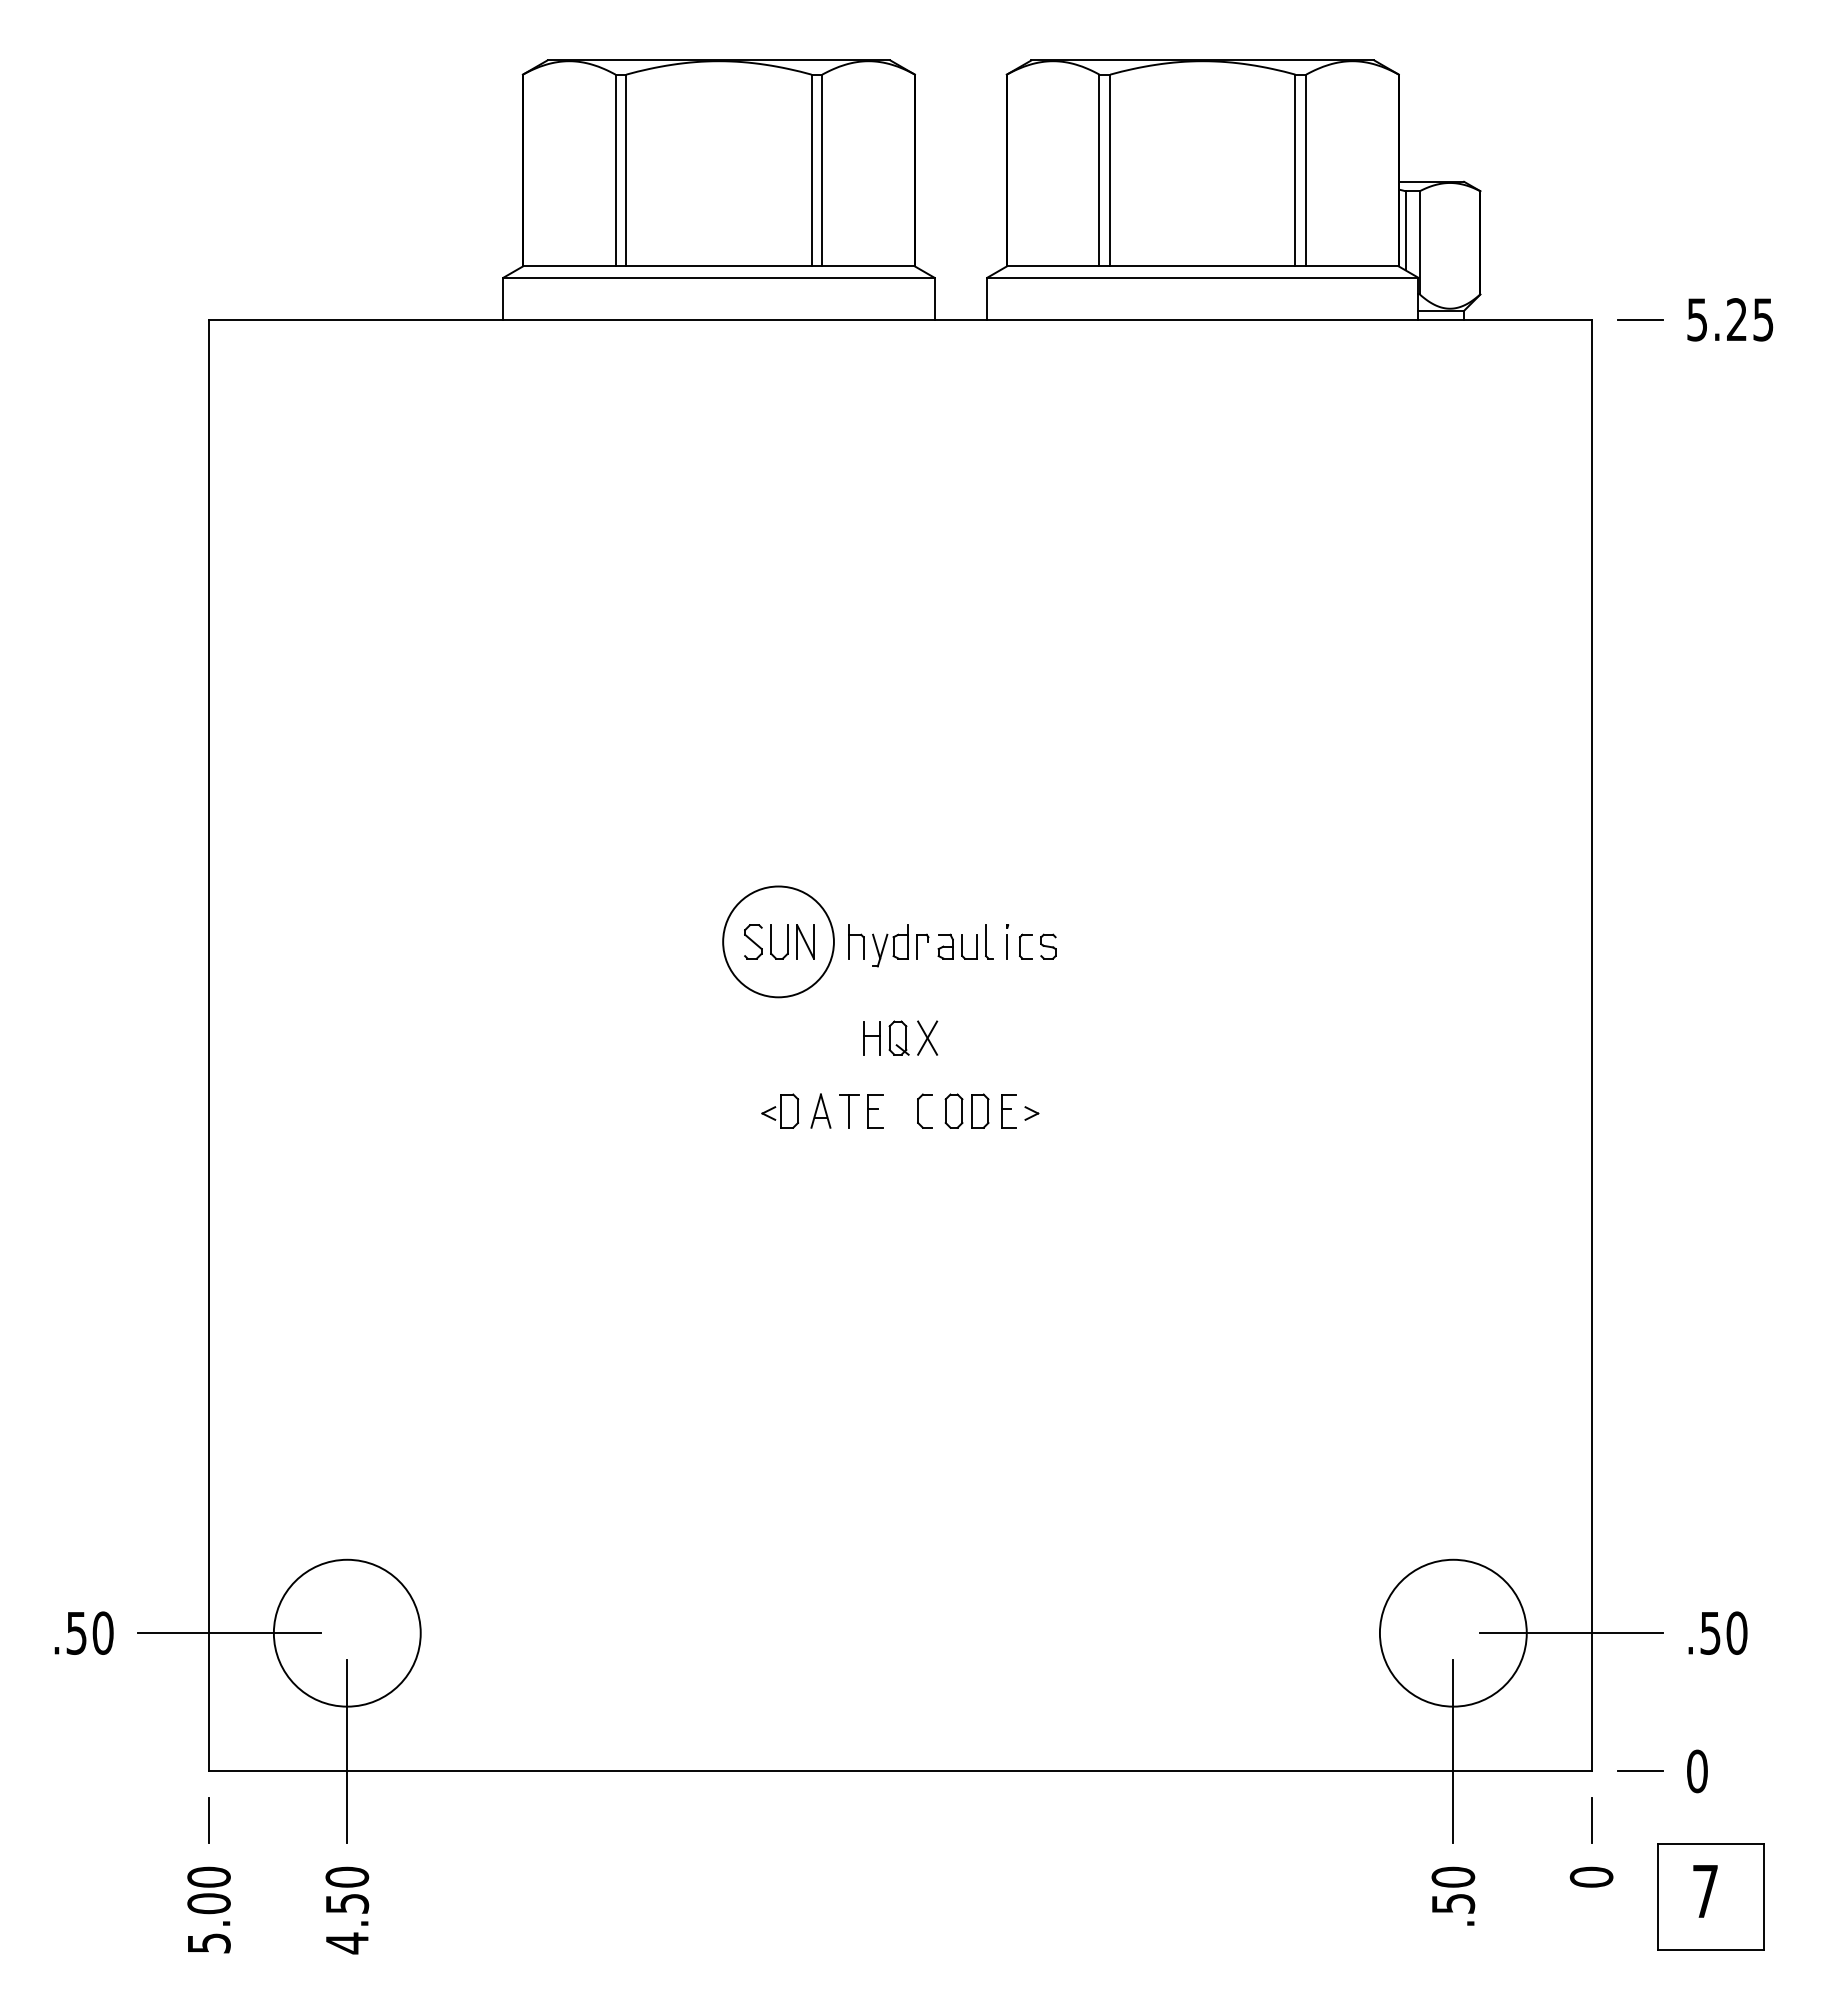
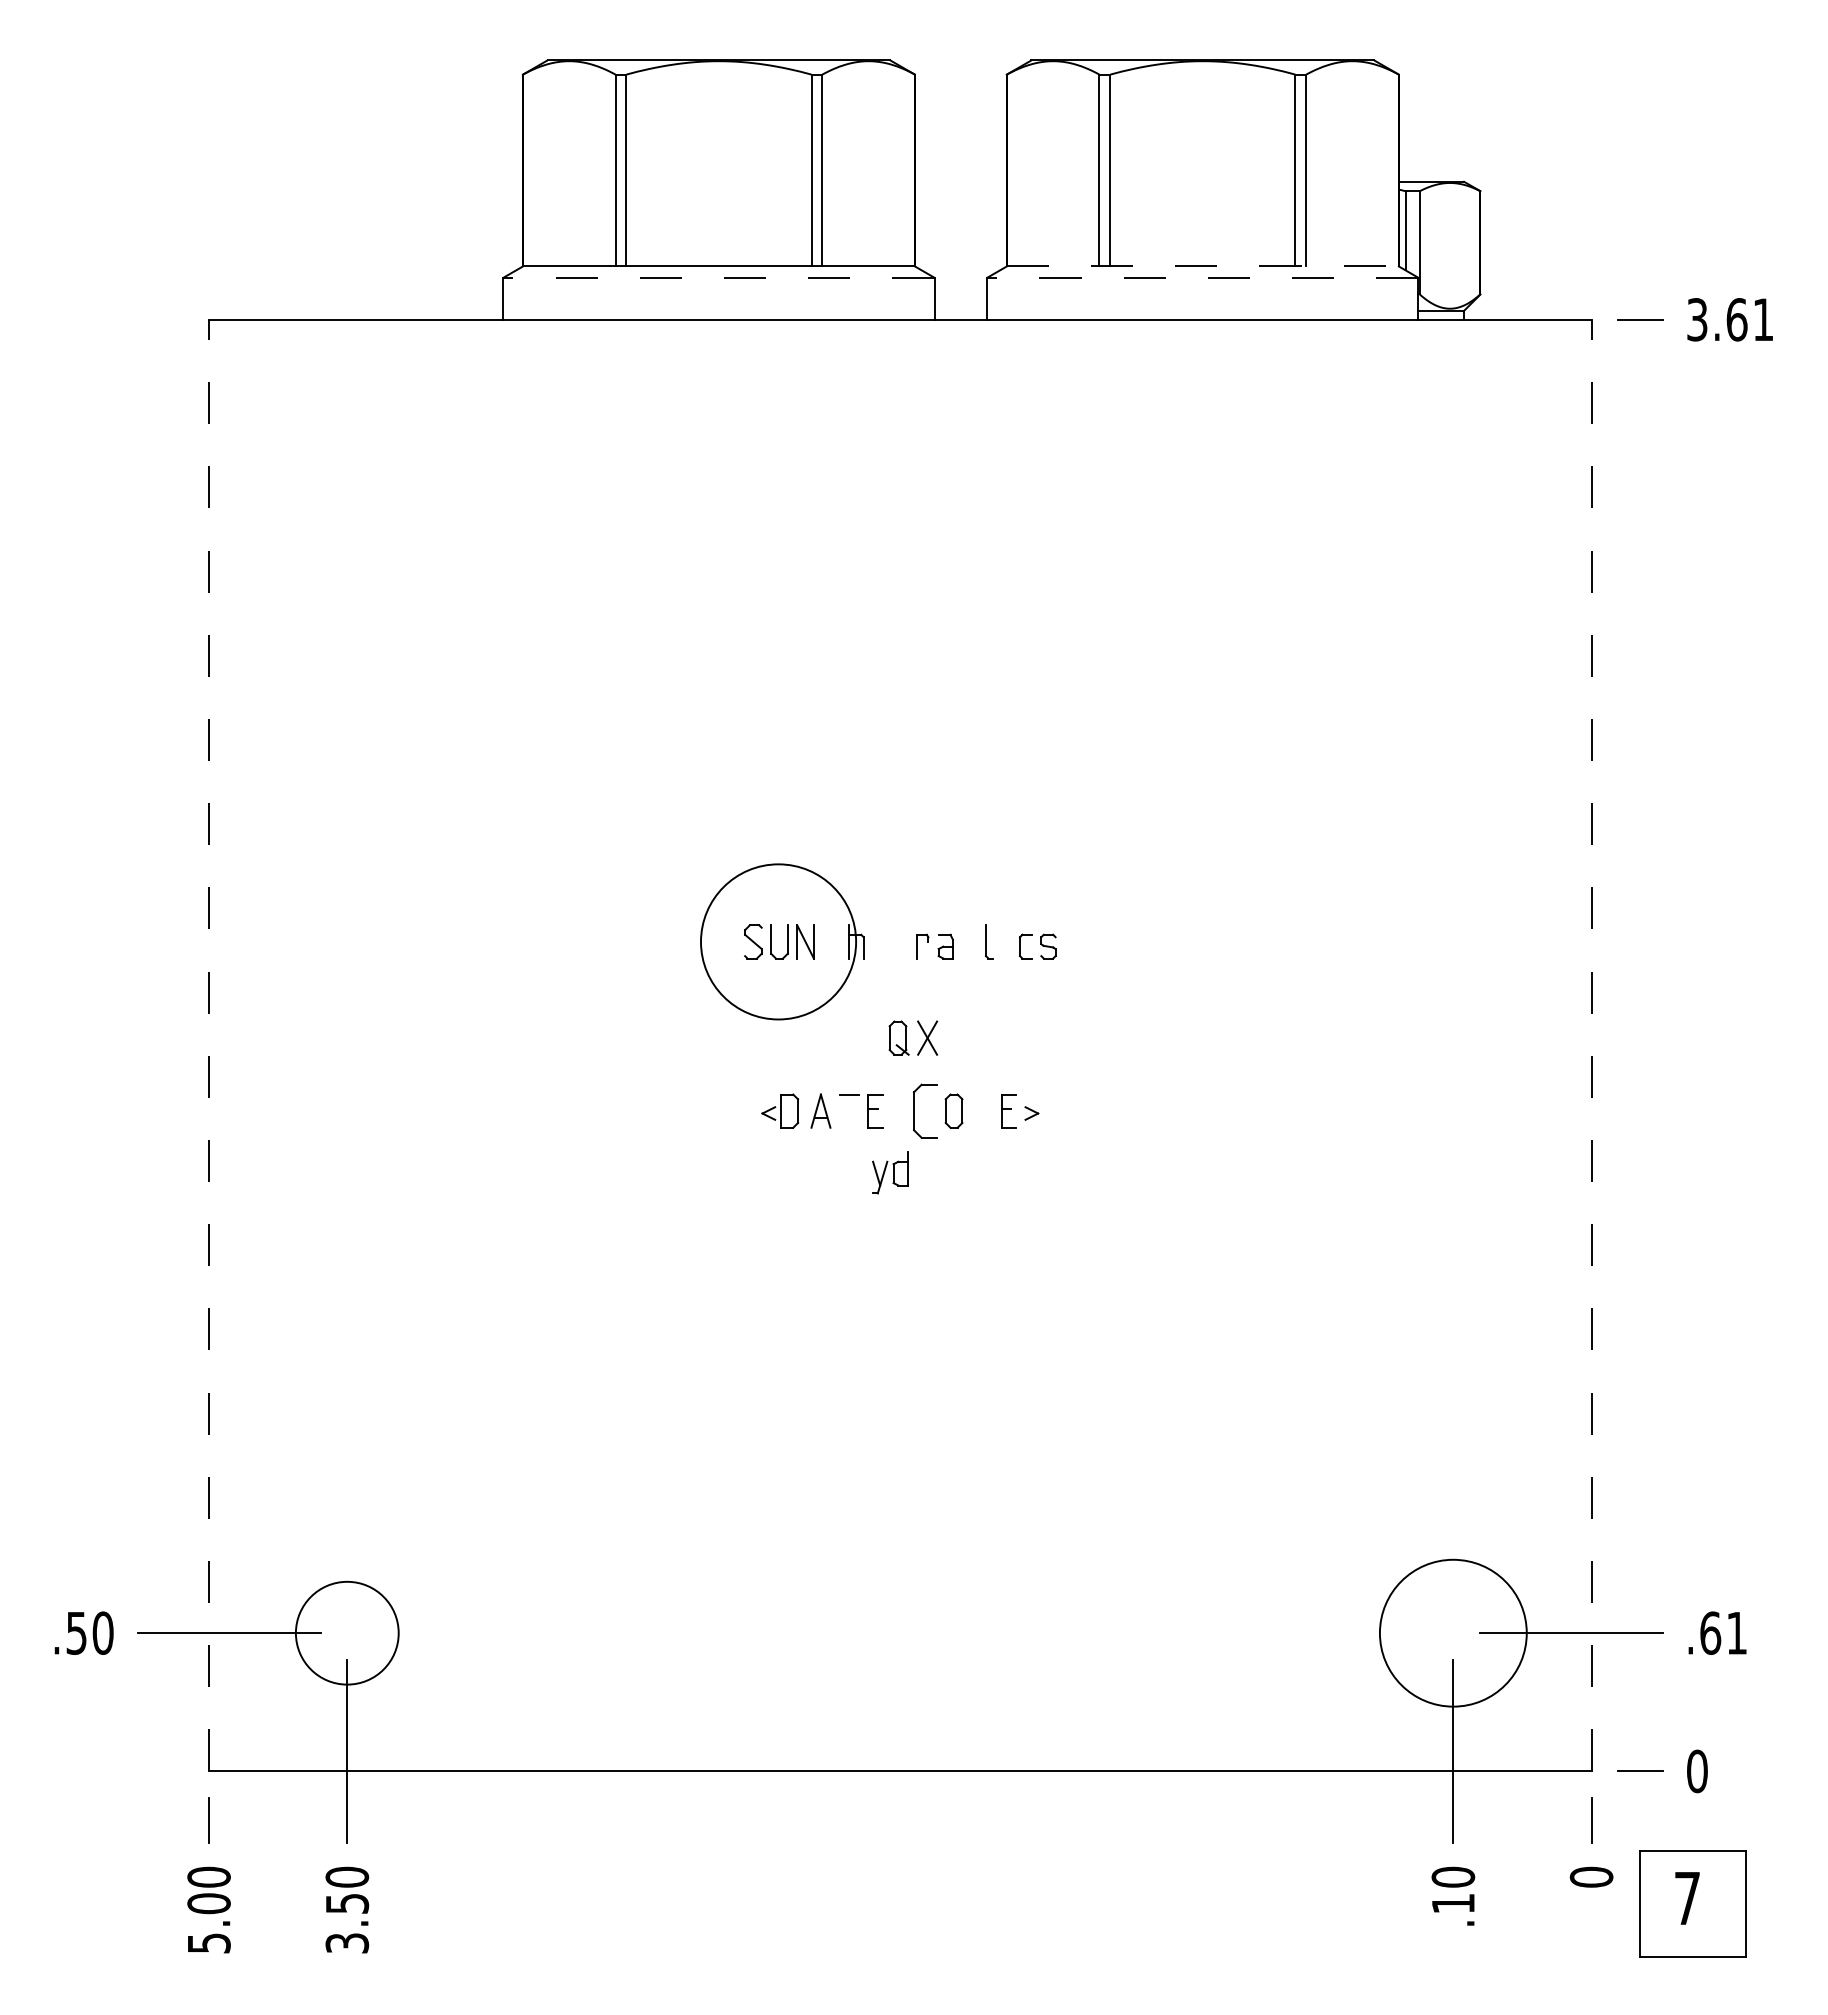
line: solid -> dashed (1203, 266)
line: solid -> dashed (718, 277)
line: solid -> dashed (1202, 277)
text: 5.25 -> 3.61 (1730, 319)
circle diameter: 111 px -> 155 px (778, 941)
part: present -> none (1007, 941)
part position: (890, 945) -> (890, 1172) (890, 1172)
part: present -> none (962, 946)
part: present -> none (871, 1038)
line: solid -> dashed (209, 1045)
line: solid -> dashed (1591, 1045)
line: present -> none (849, 1110)
part size: 16x36 px -> 25x56 px (925, 1110)
part: present -> none (980, 1110)
circle diameter: 147 px -> 103 px (346, 1632)
text: .50 -> .61 (1723, 1632)
part position: (1710, 1896) -> (1692, 1903) (1692, 1903)
text: .50 -> .10 (1453, 1903)
text: 4.50 -> 3.50 (347, 1943)
